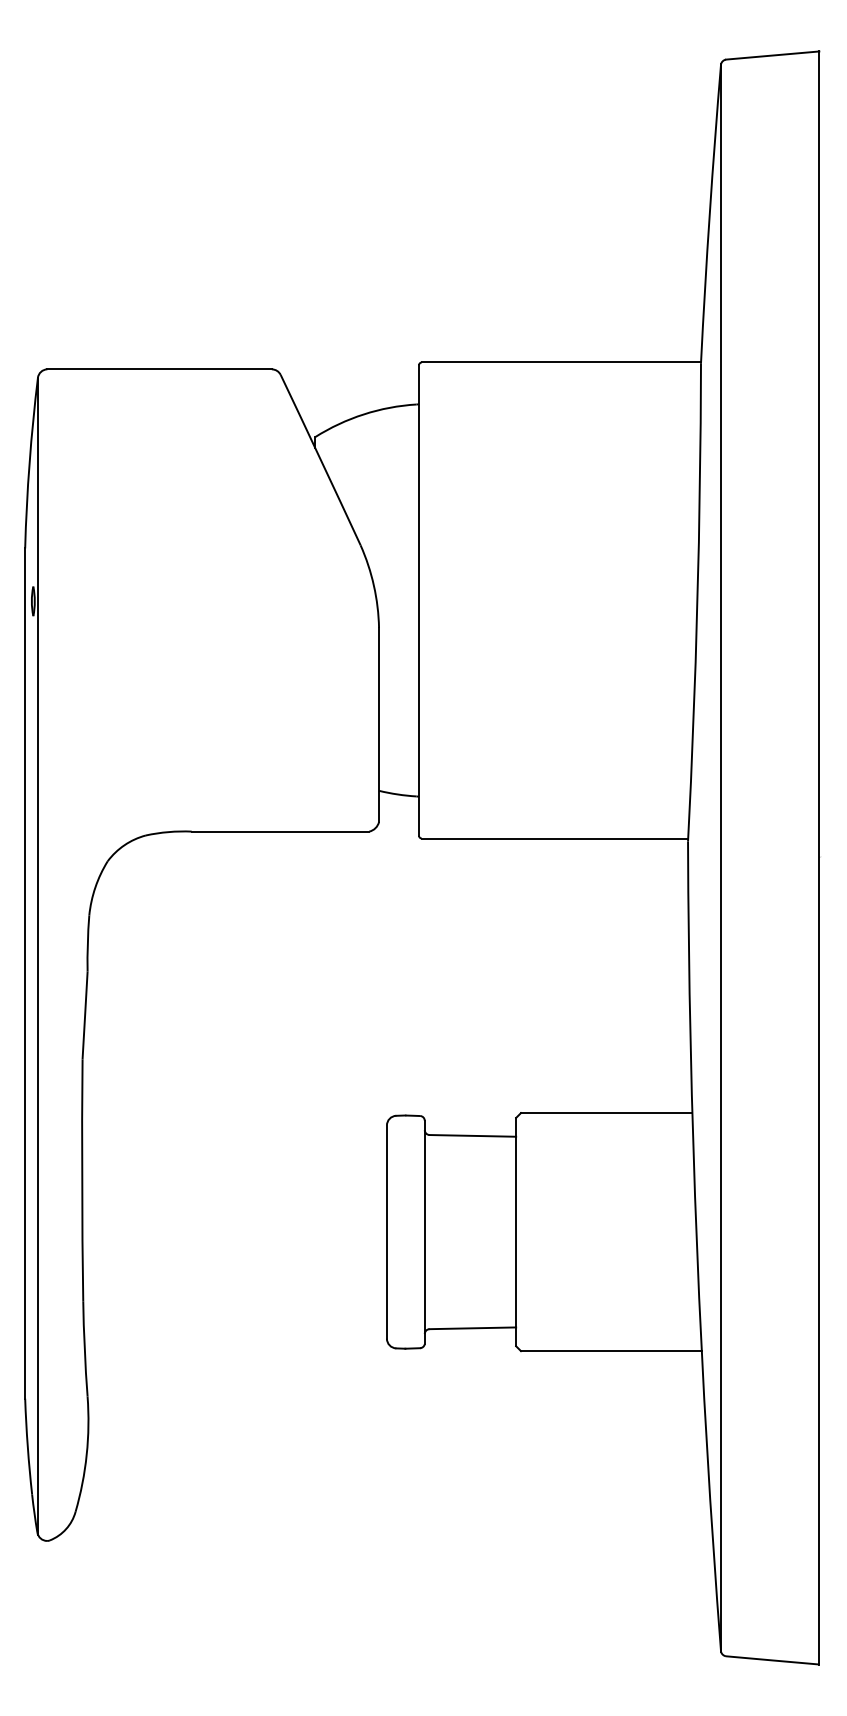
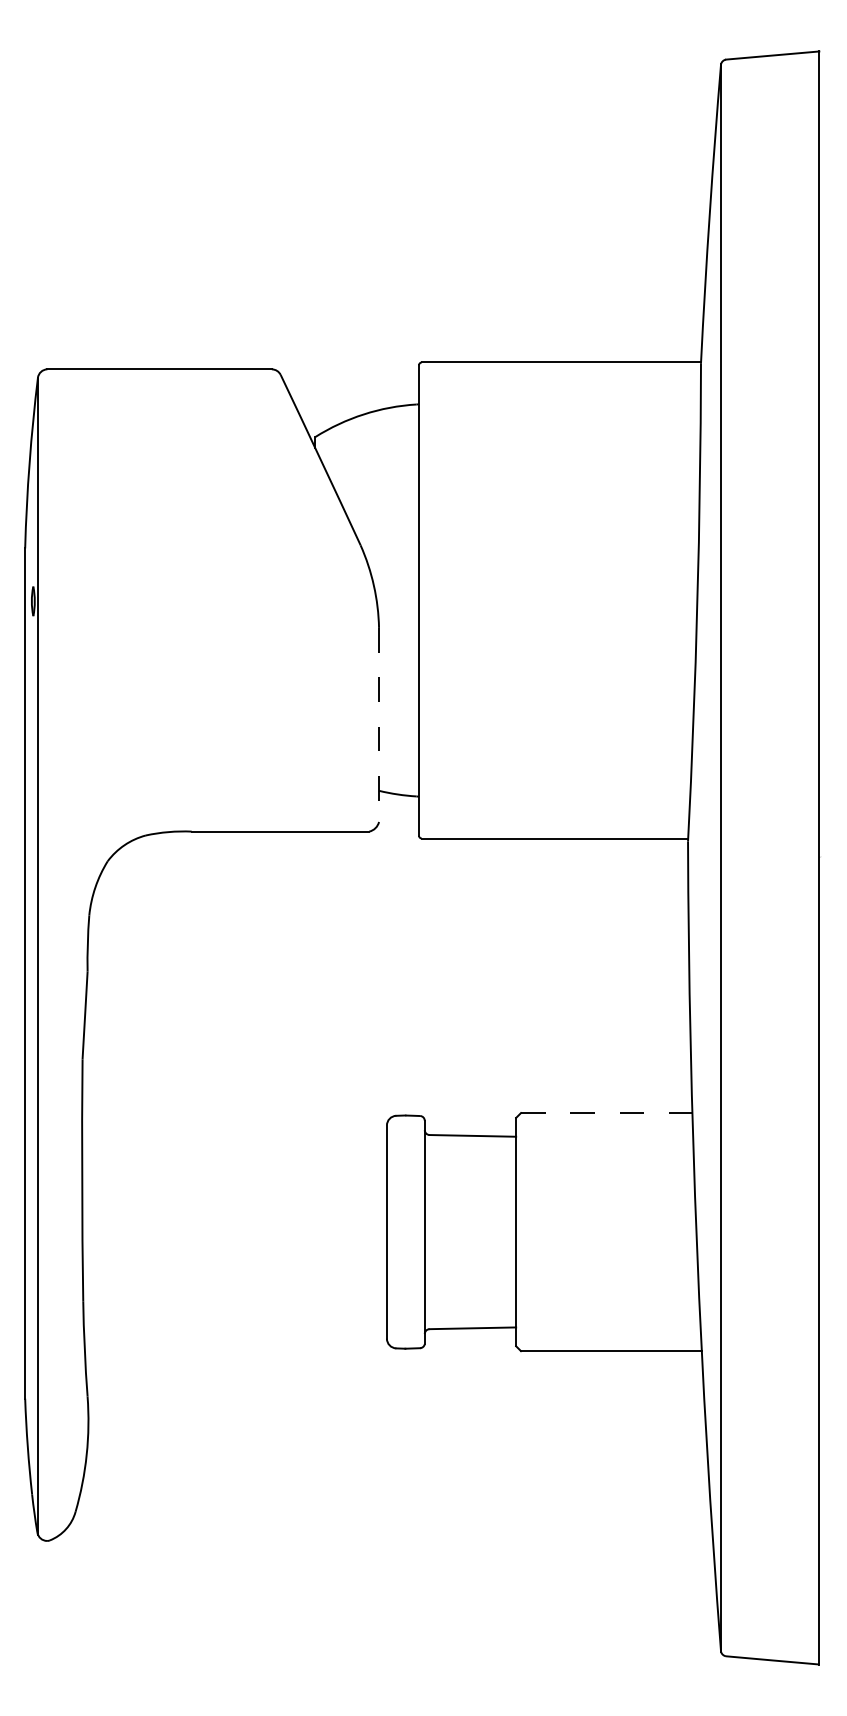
line: solid -> dashed (379, 725)
line: solid -> dashed (606, 1113)
